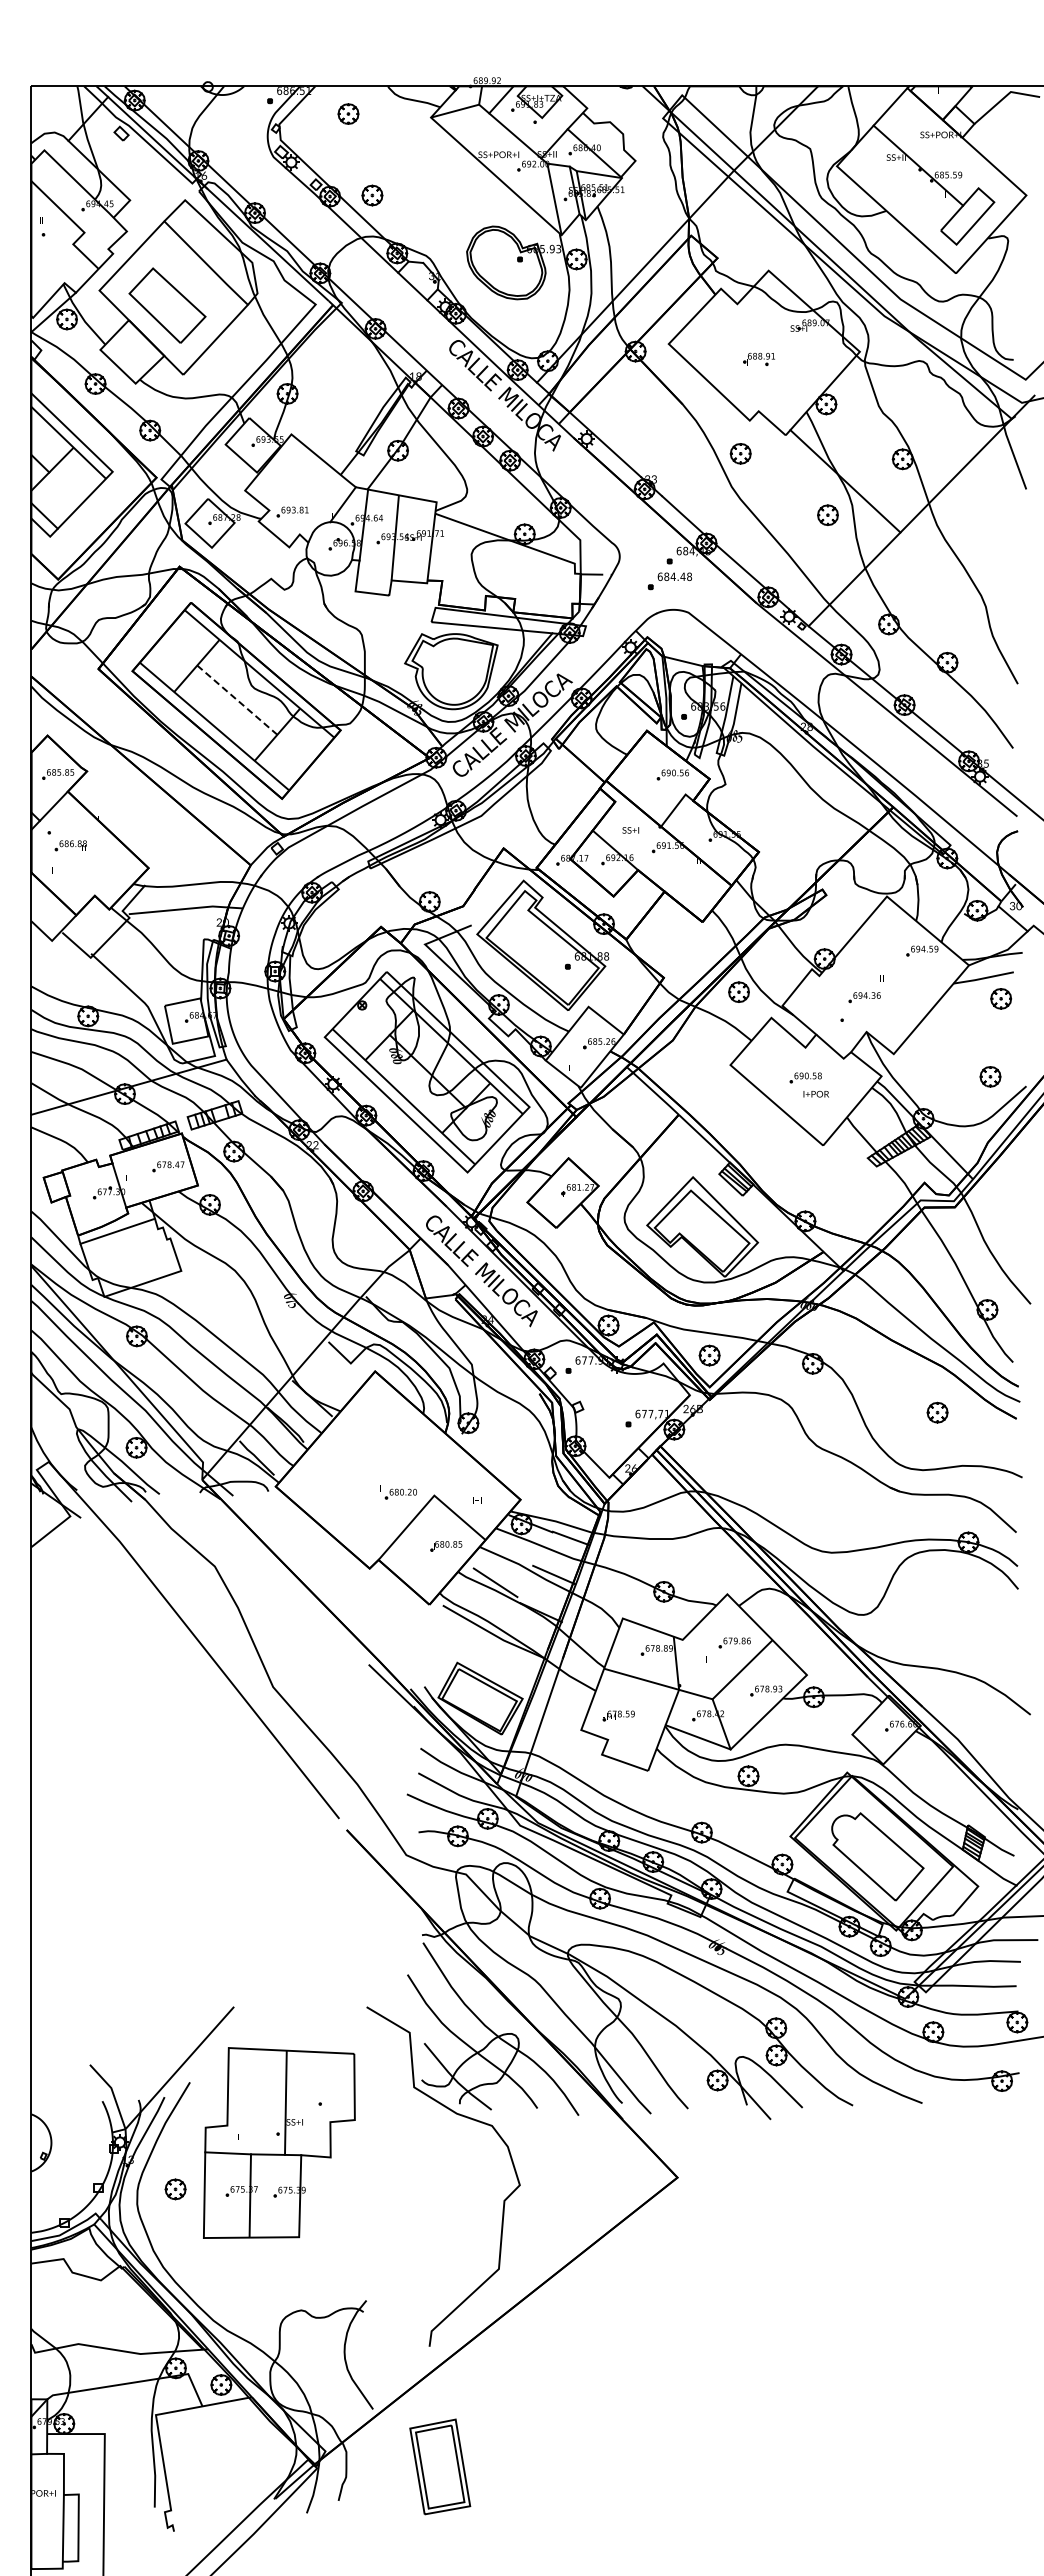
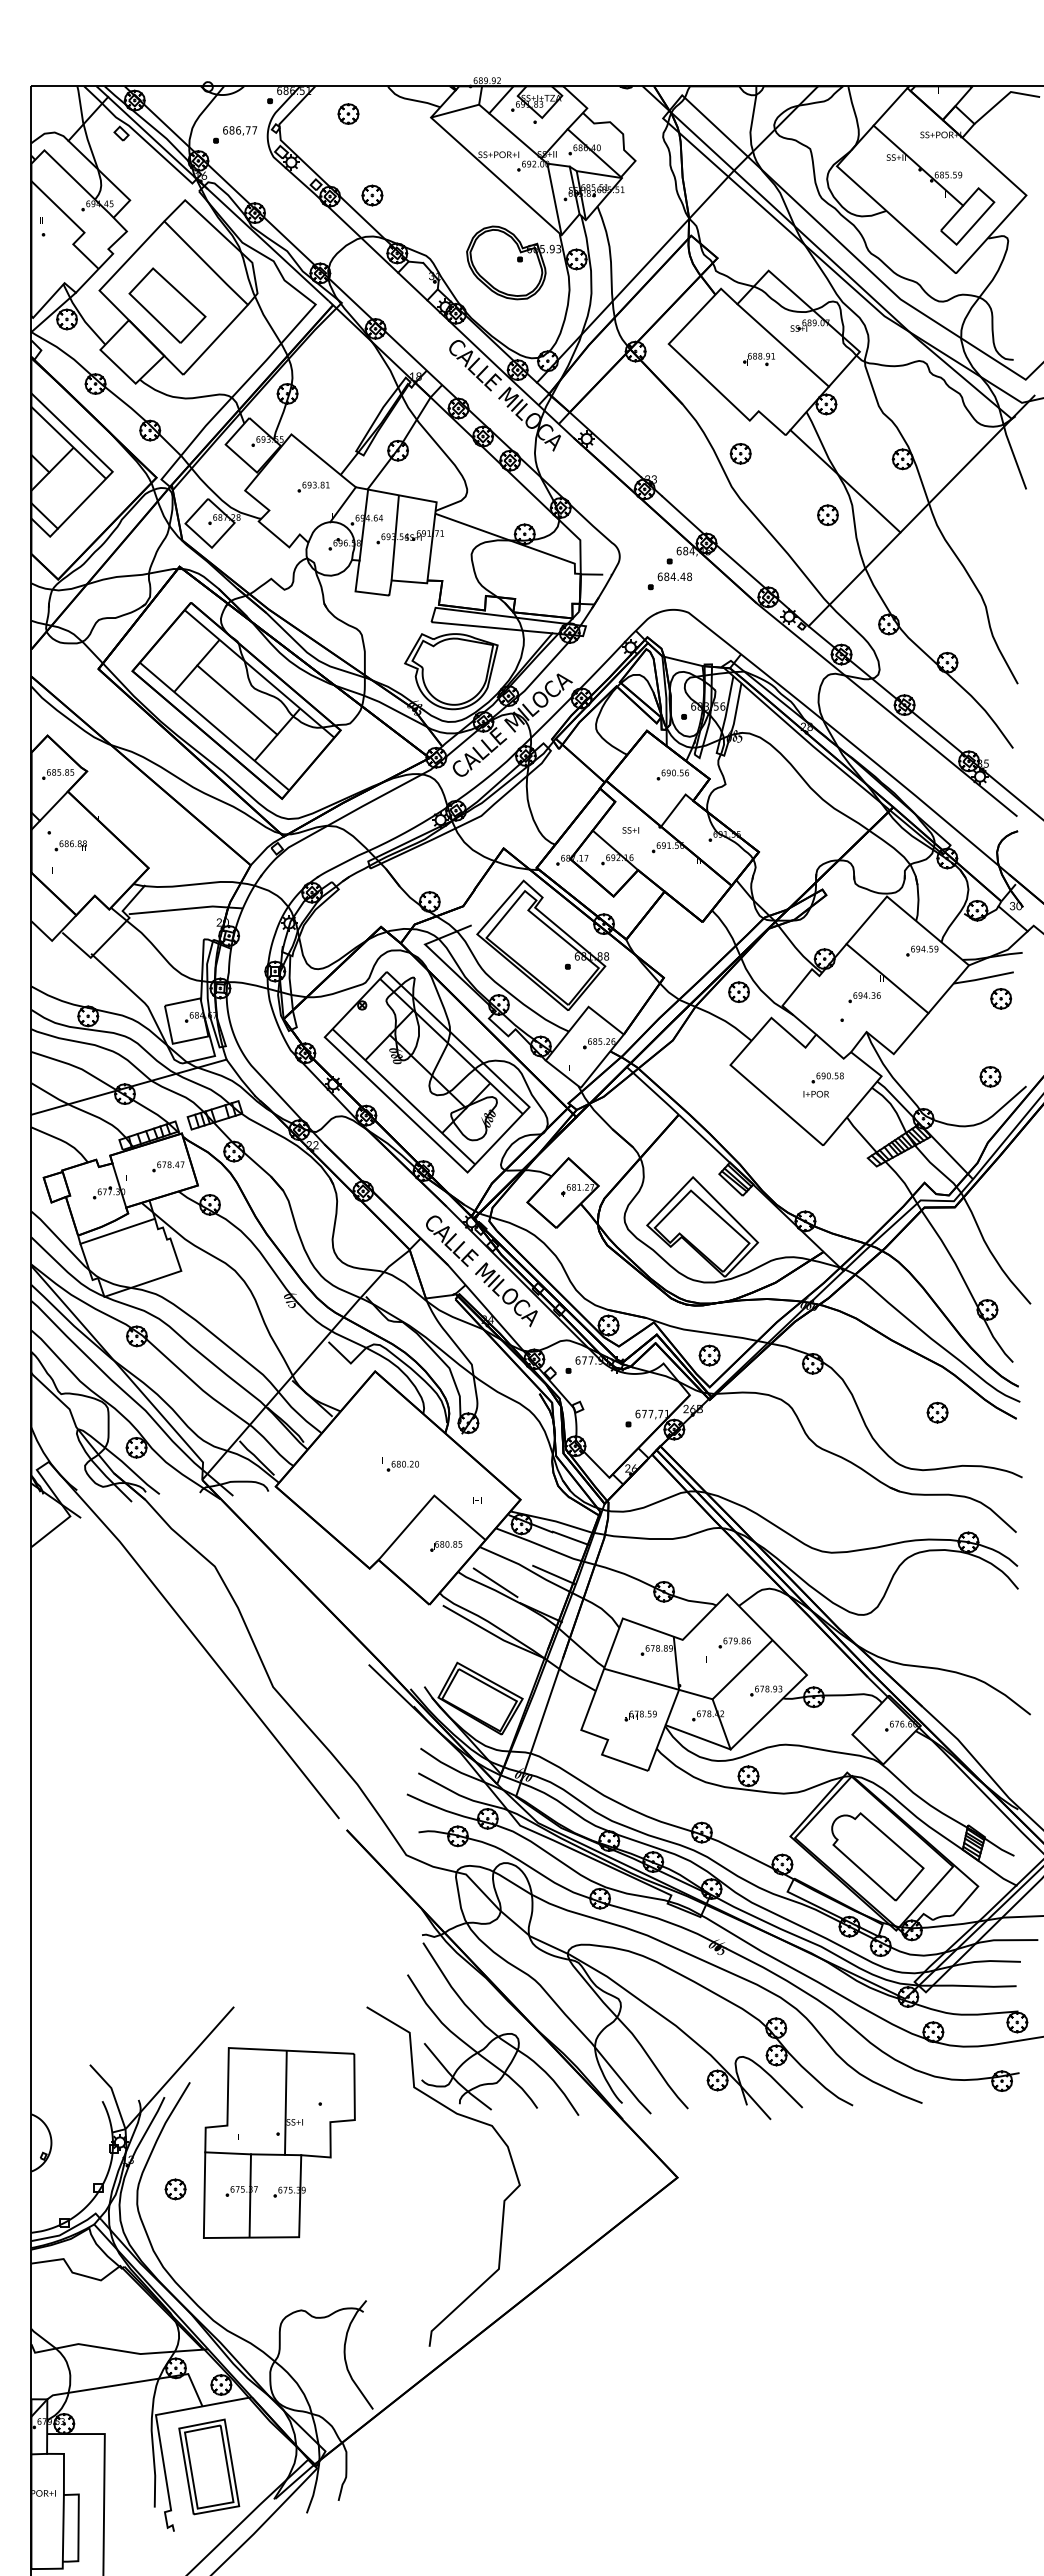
part: none -> present (235, 134)
line: none -> present (782, 345)
part position: (292, 511) -> (313, 486) (313, 486)
line: dashed -> solid (237, 700)
line: none -> present (887, 978)
part position: (805, 1077) -> (827, 1077) (827, 1077)
part position: (398, 1492) -> (400, 1464) (400, 1464)
part position: (618, 1715) -> (640, 1715) (640, 1715)
part position: (440, 2466) -> (209, 2466) (209, 2466)
